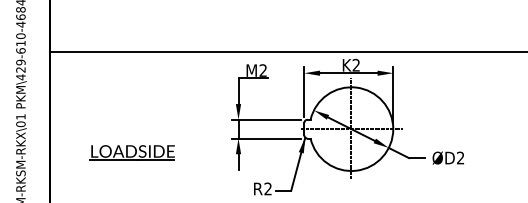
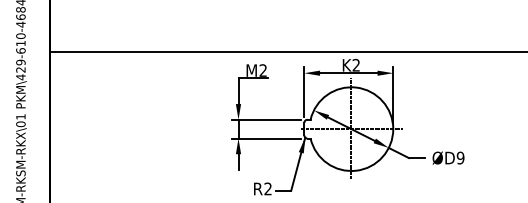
part: present -> none (131, 152)
text: ØD2 -> ØD9 (460, 157)
